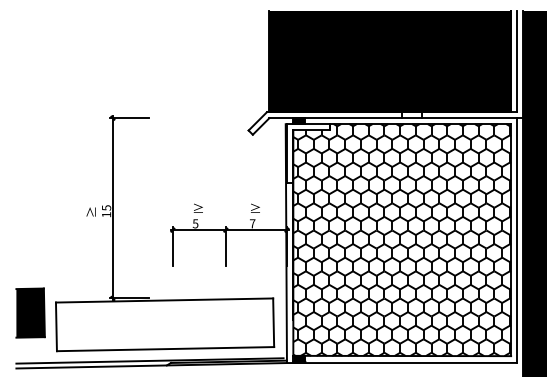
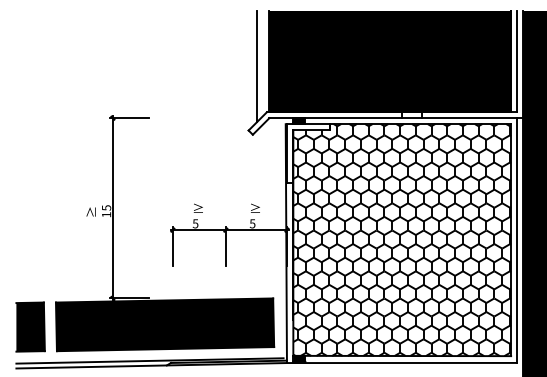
line: none -> present (257, 66)
text: 7 -> 5 (252, 223)
part position: (30, 312) -> (30, 326) (30, 326)
fill: none -> present (164, 324)
